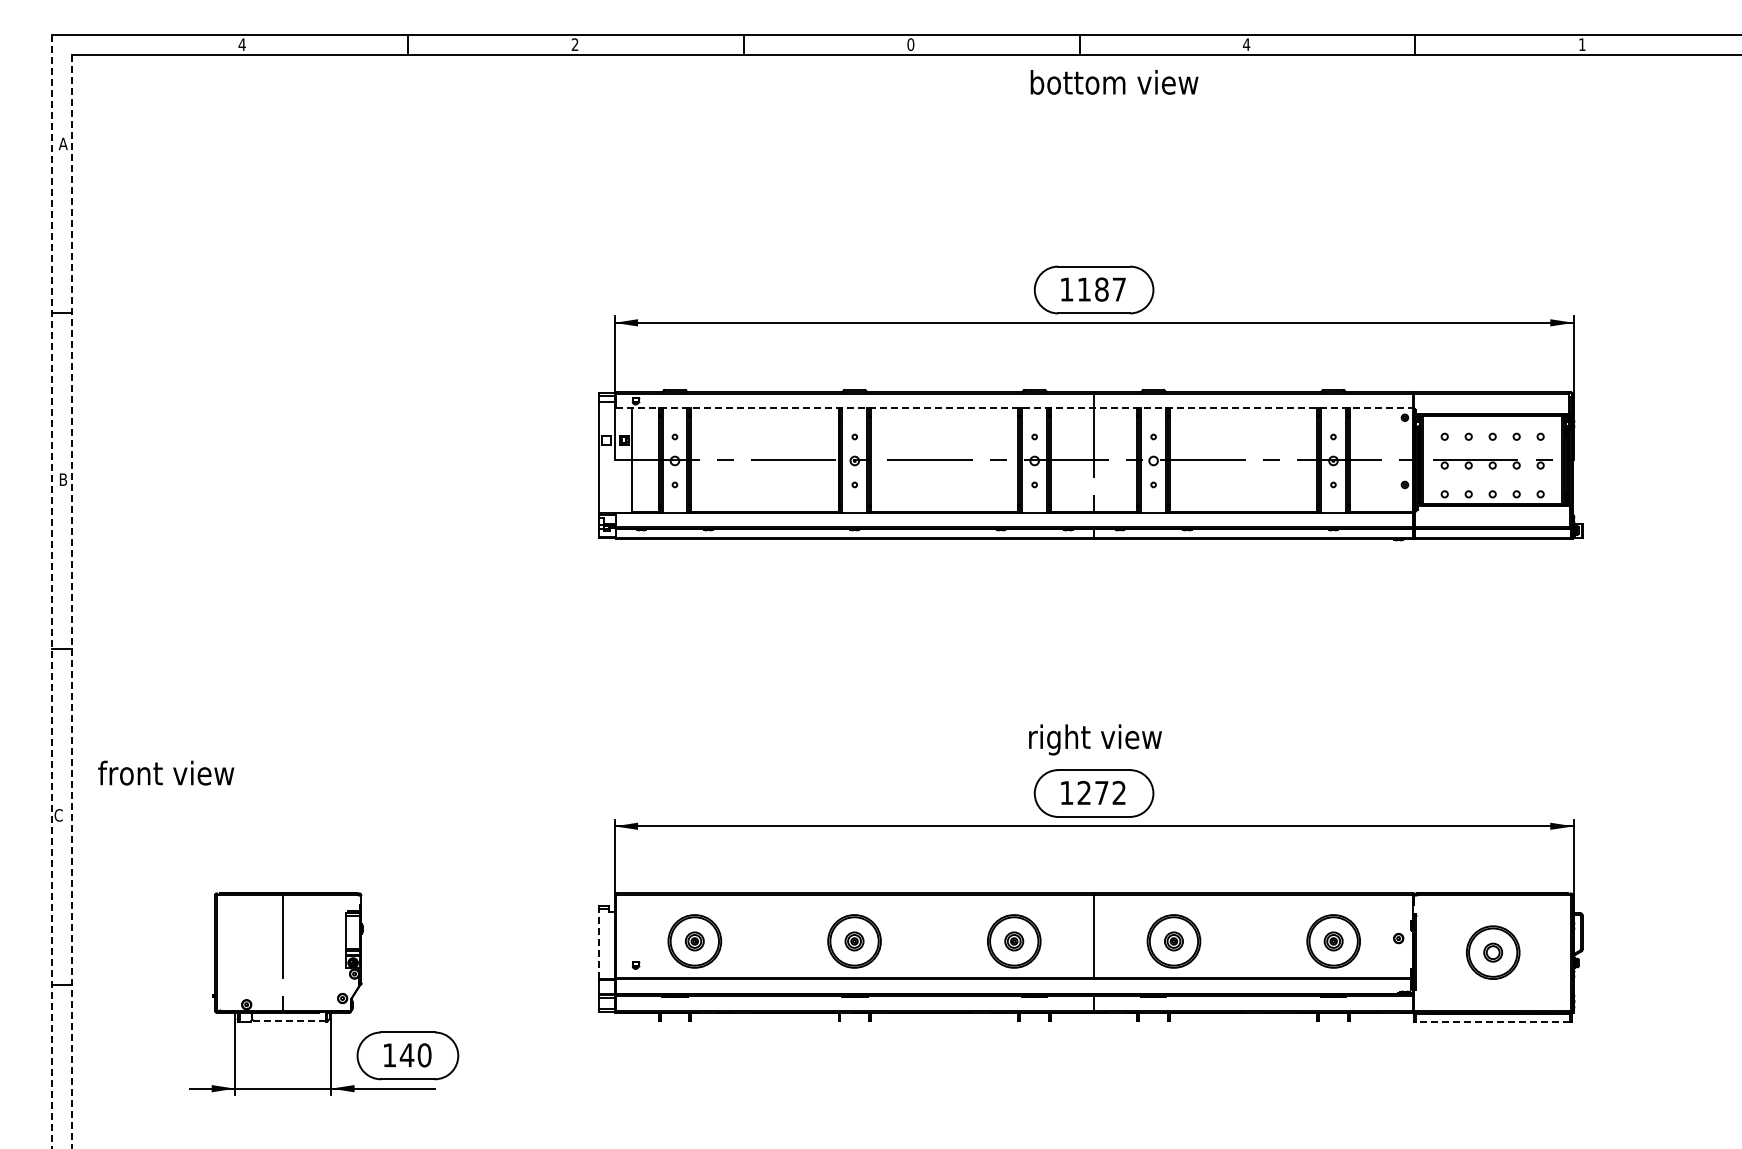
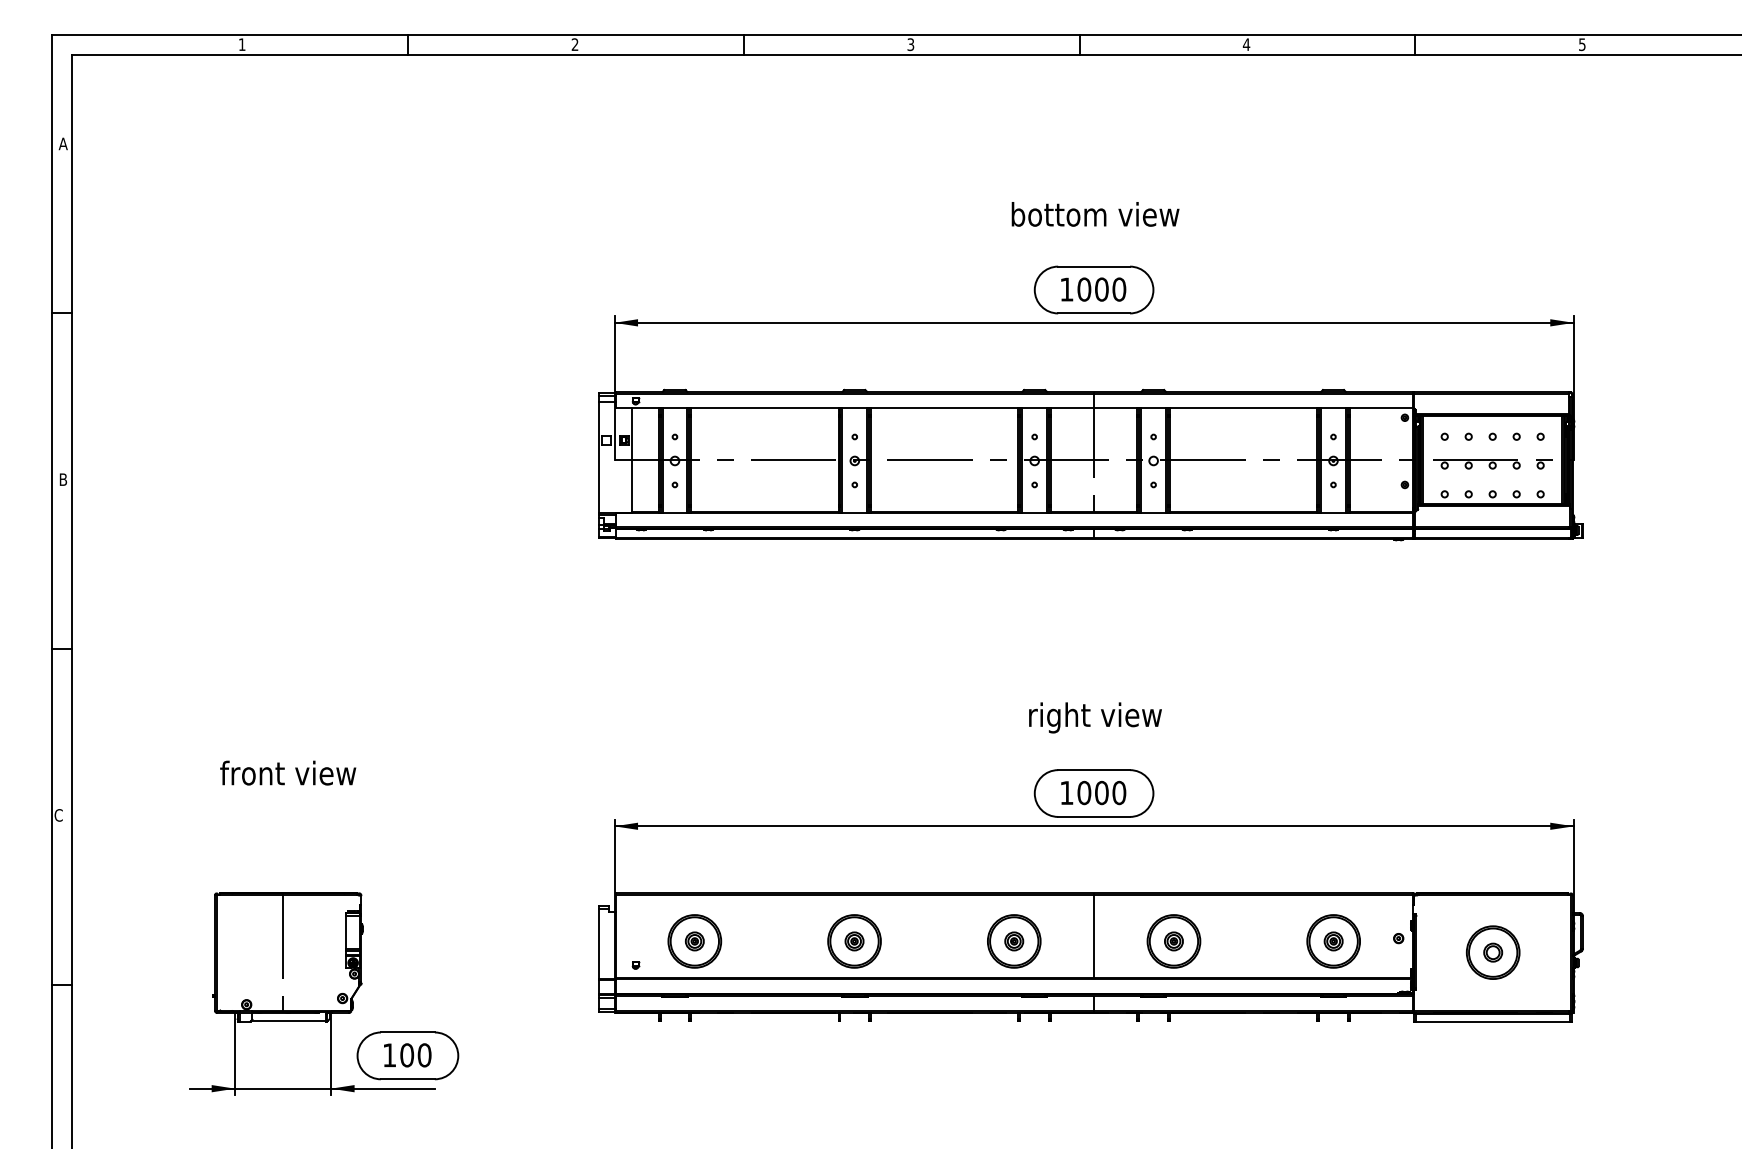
text: 4 -> 1 (241, 44)
text: 0 -> 3 (910, 44)
text: 1 -> 5 (1582, 44)
text position: (1114, 82) -> (1095, 214) (1095, 214)
text: 1187 -> 1000 (1101, 289)
line: dashed -> solid (1014, 407)
line: dashed -> solid (52, 591)
line: dashed -> solid (72, 601)
text position: (1095, 739) -> (1095, 717) (1095, 717)
text position: (166, 772) -> (288, 772) (288, 772)
text: 1272 -> 1000 (1101, 792)
line: dashed -> solid (598, 943)
line: dashed -> solid (288, 1021)
line: dashed -> solid (1492, 1021)
text: 140 -> 100 (406, 1055)
